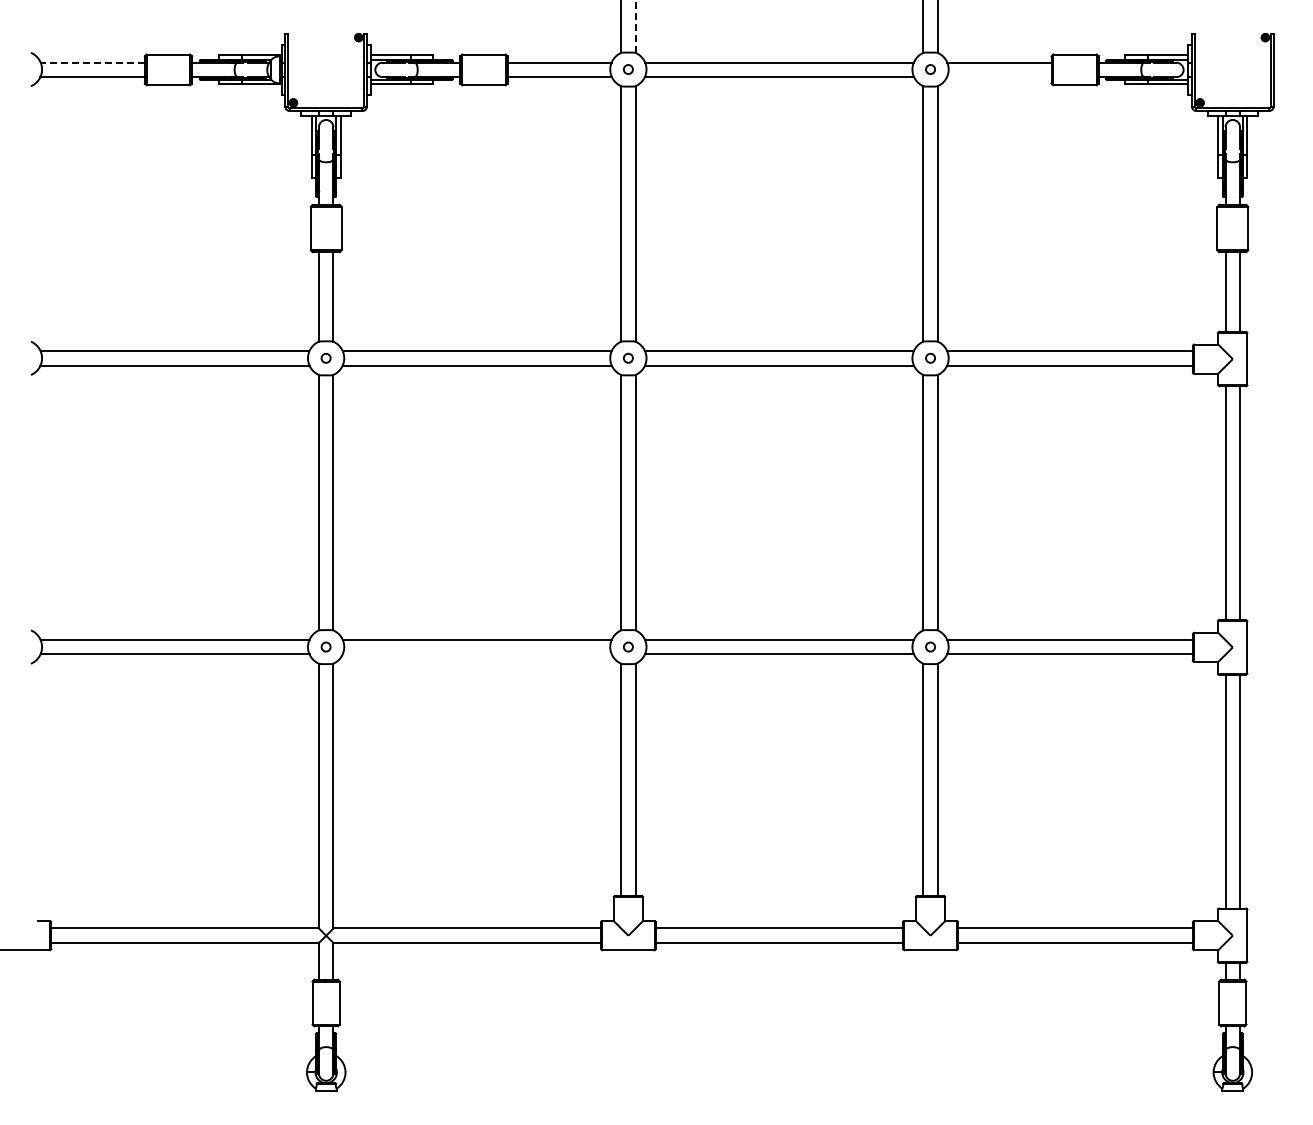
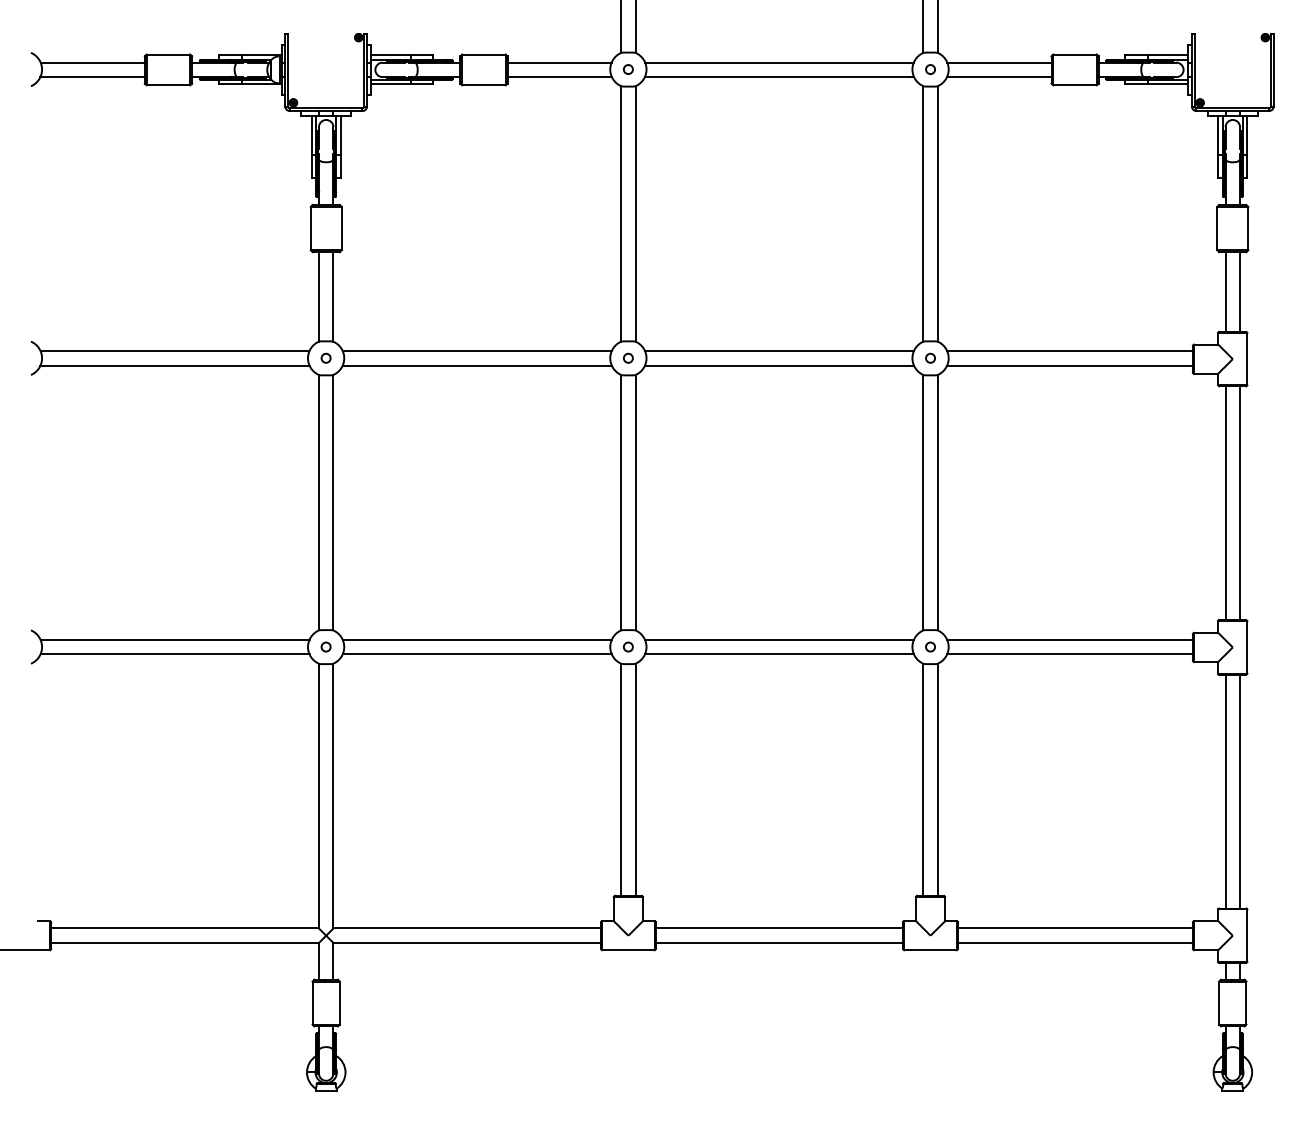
line: dashed -> solid (635, 26)
line: dashed -> solid (92, 62)
line: none -> present (999, 77)
line: none -> present (476, 654)
